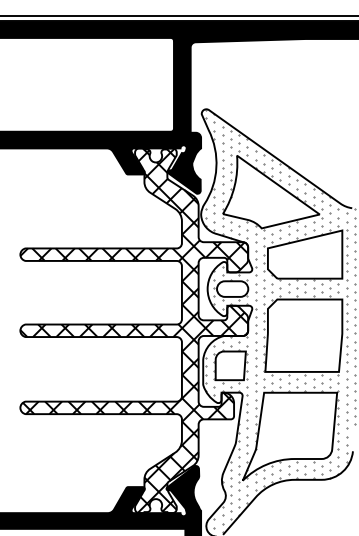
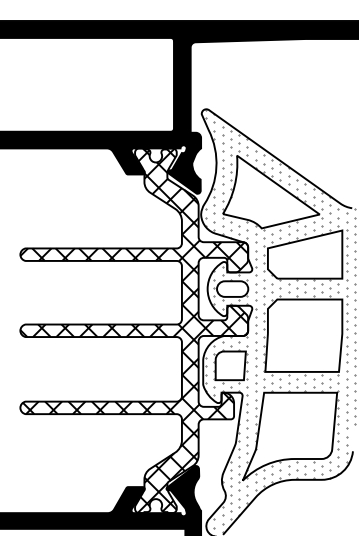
line: present -> none (178, 16)
